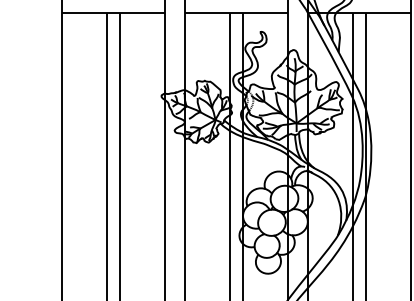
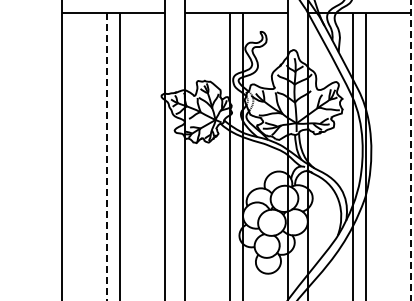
line: solid -> dashed (411, 150)
line: solid -> dashed (107, 157)
